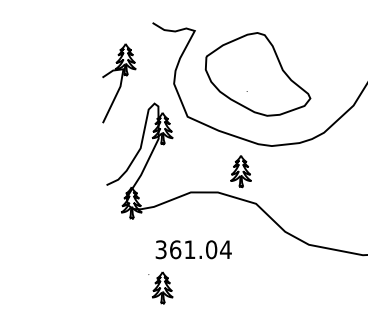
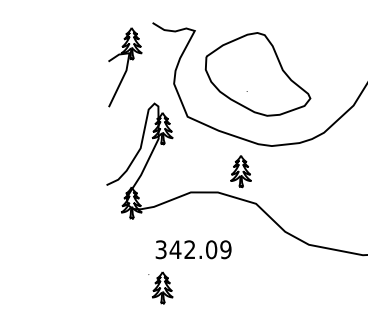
part position: (119, 83) -> (125, 67) (125, 67)
text: 361.04 -> 342.09 (200, 249)
